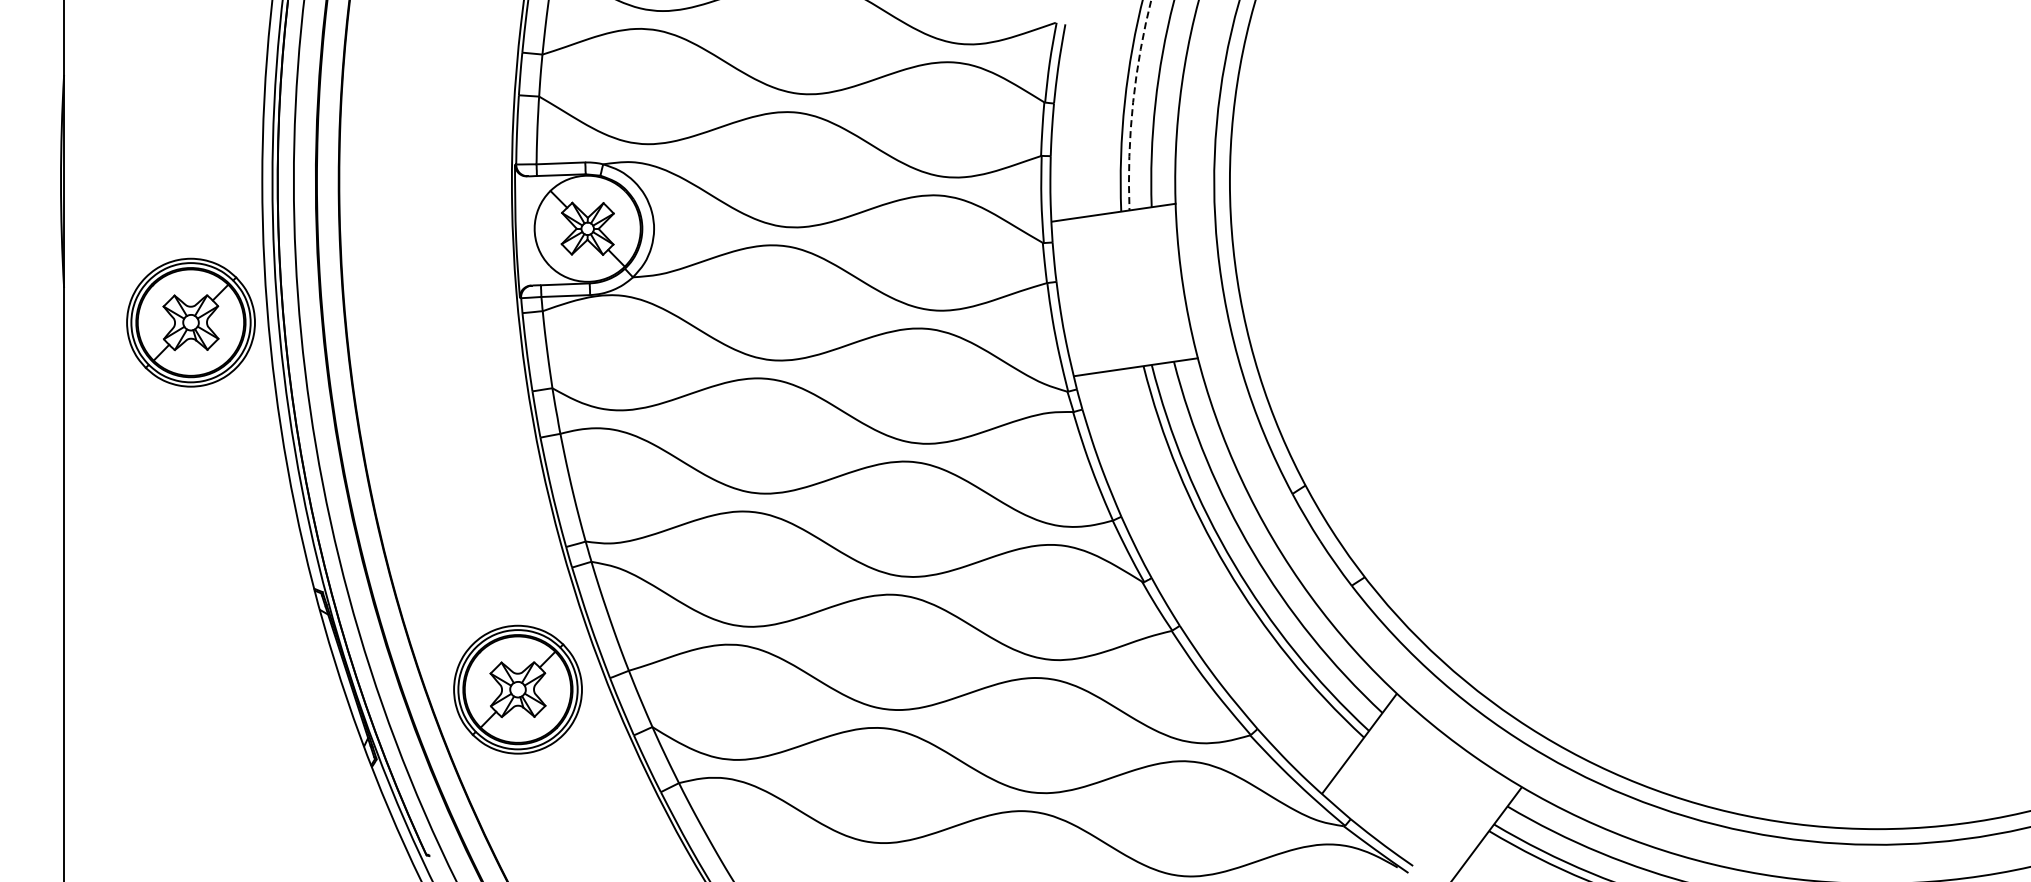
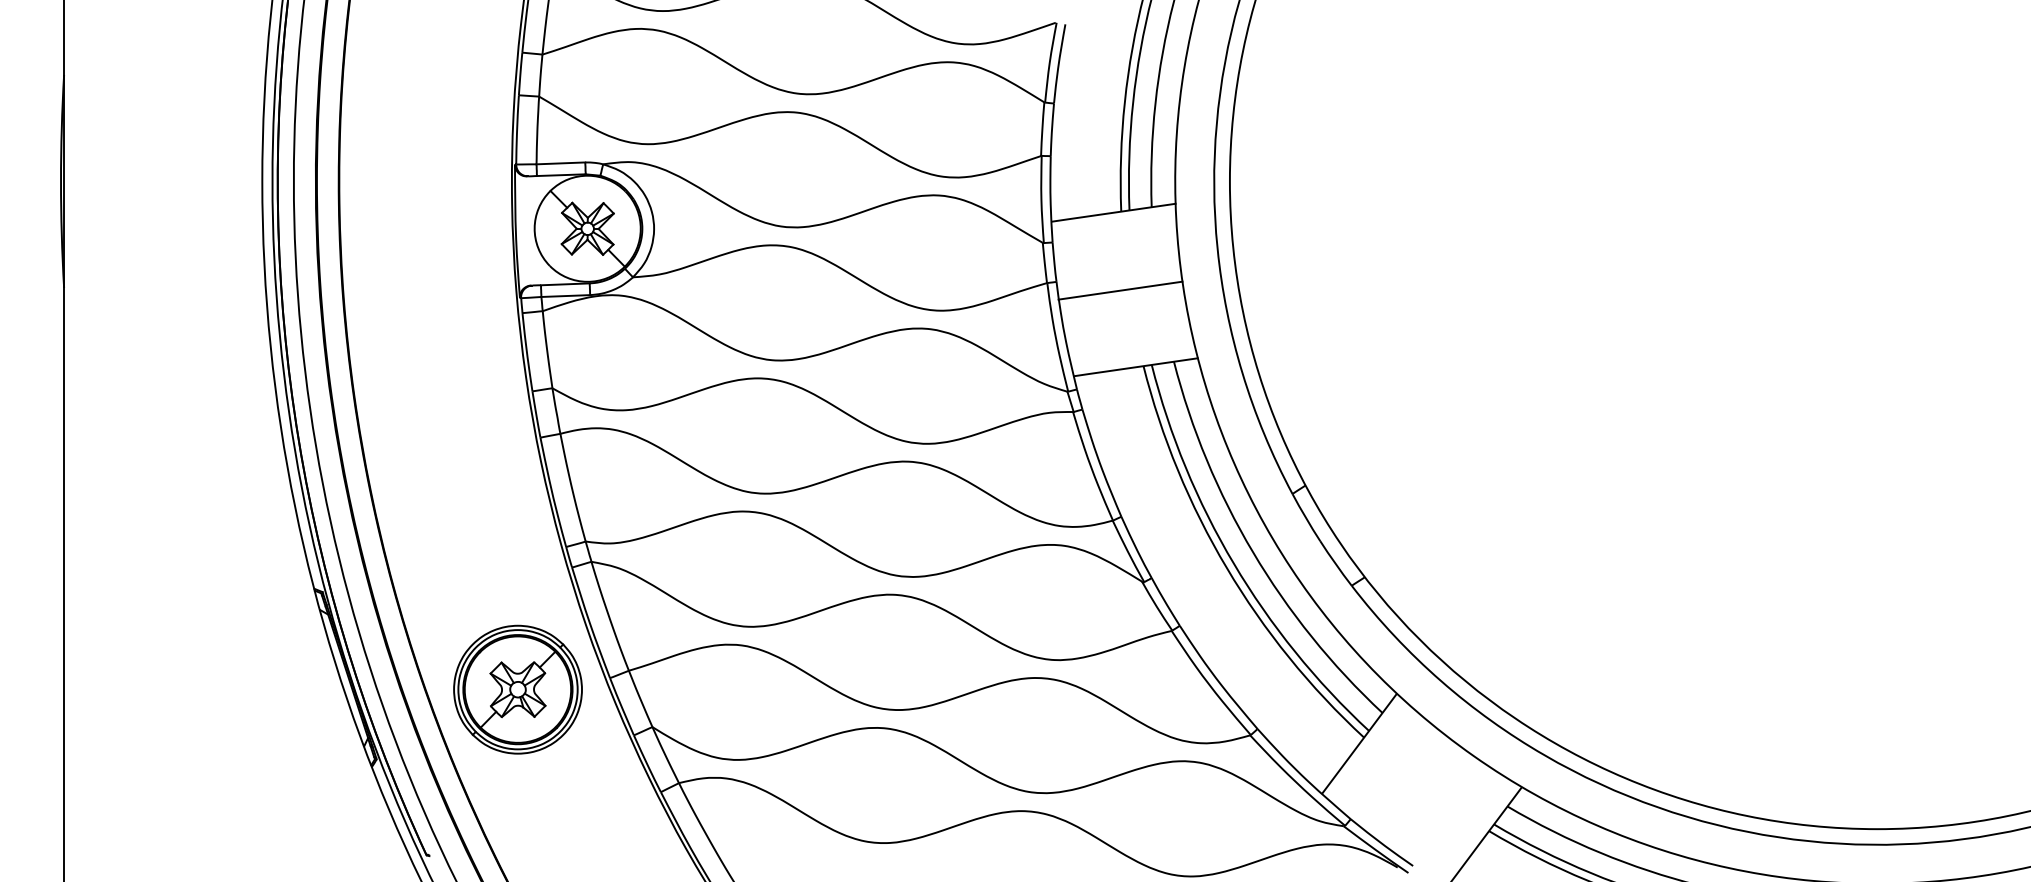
arc: dashed -> solid (1132, 105)
line: none -> present (1120, 290)
part: present -> none (190, 322)
